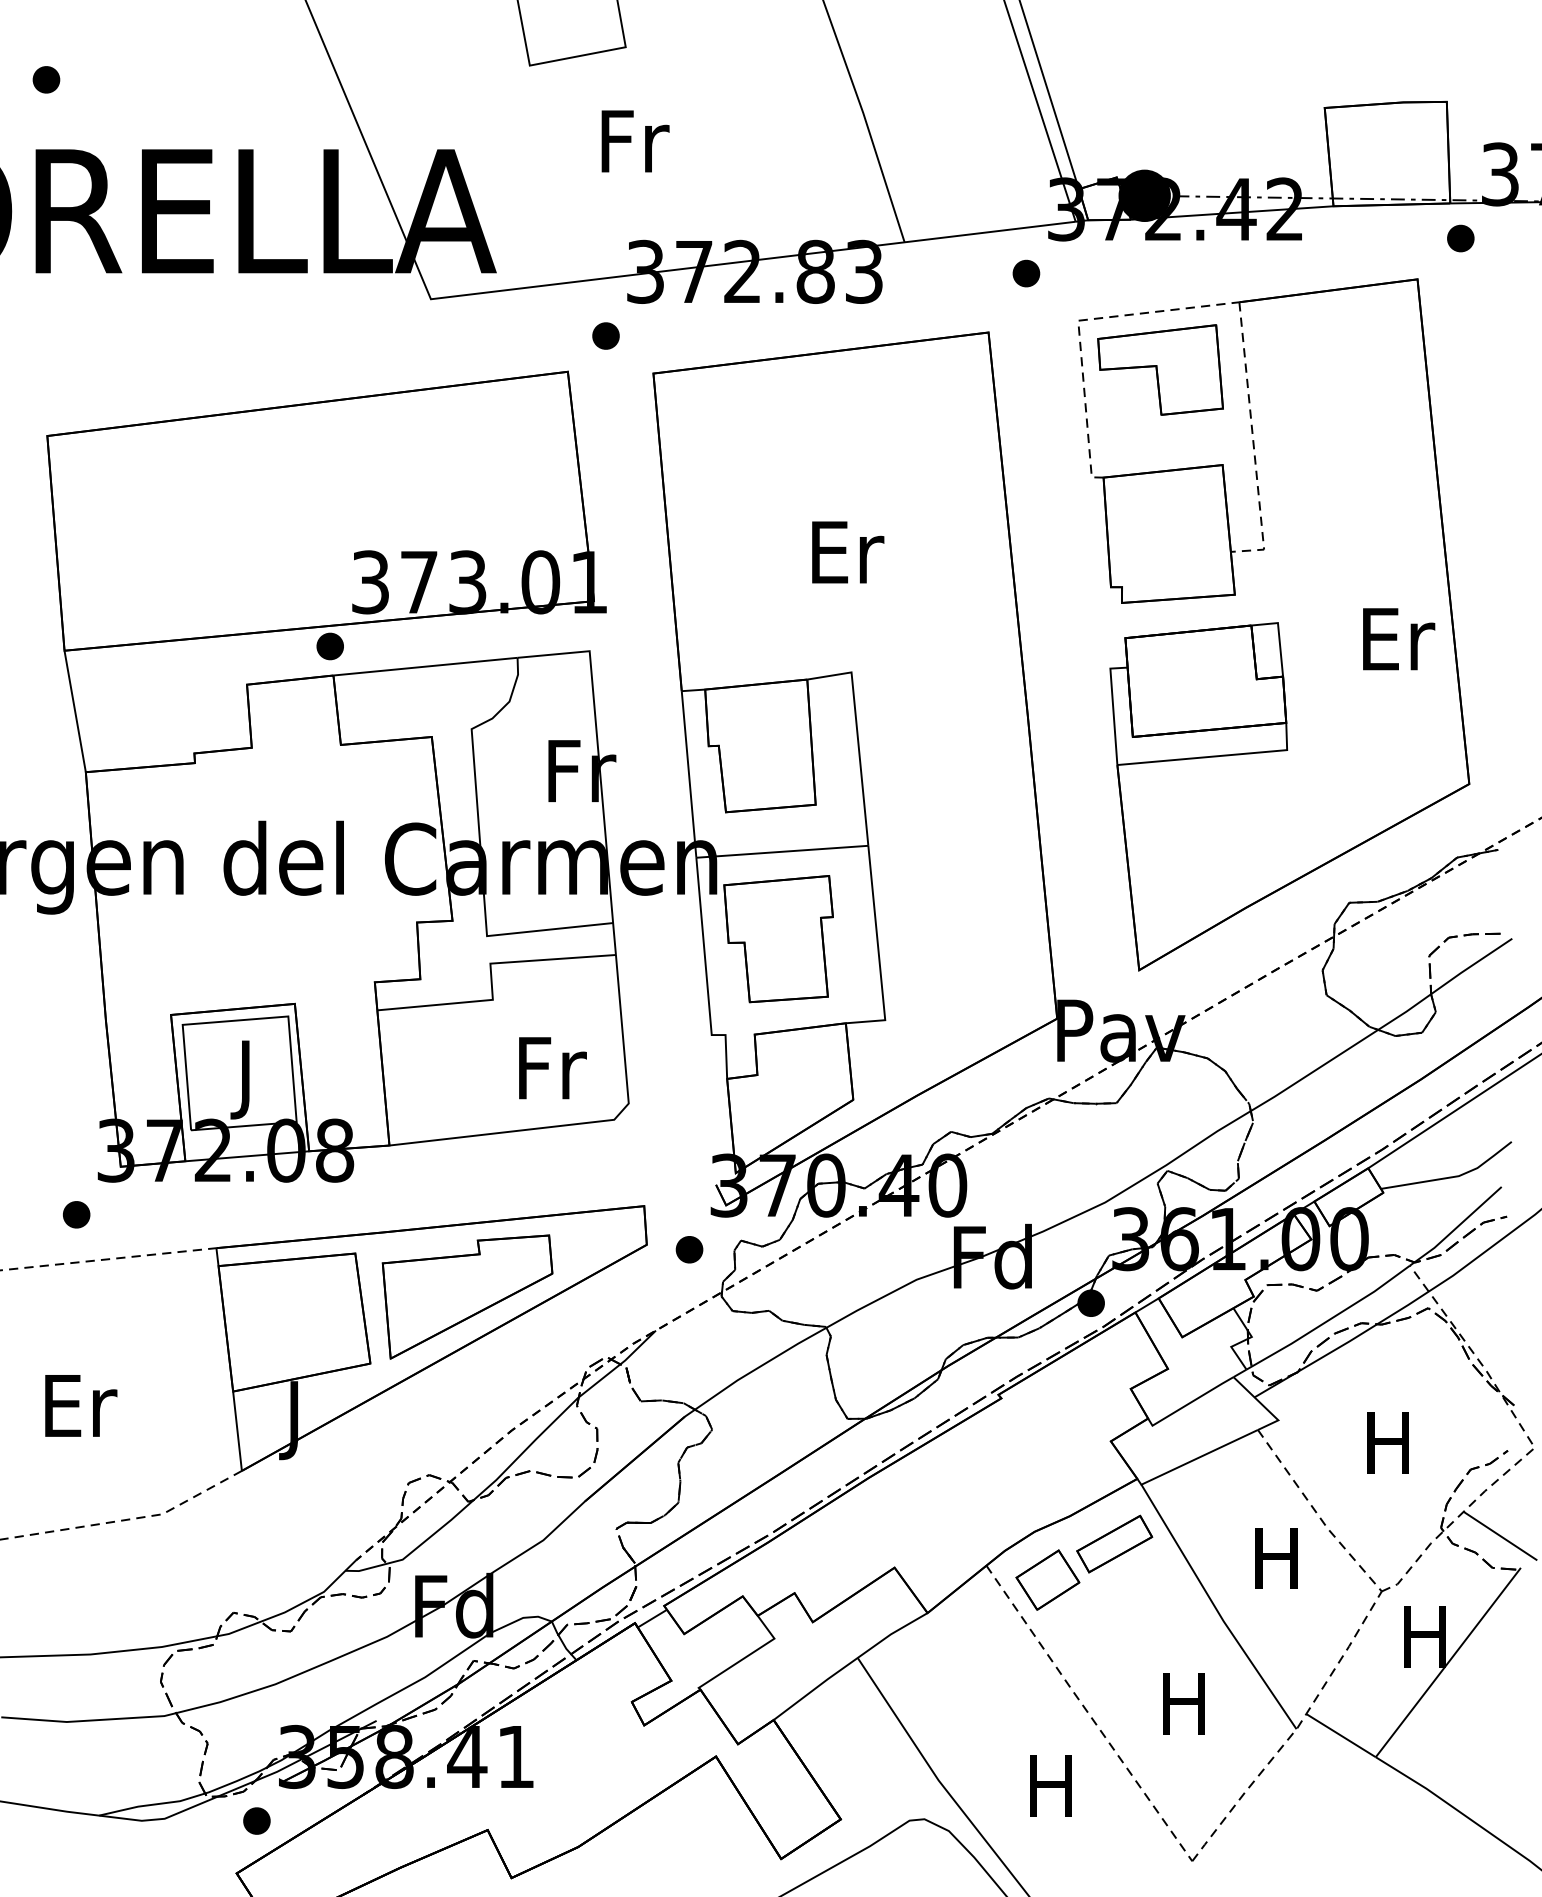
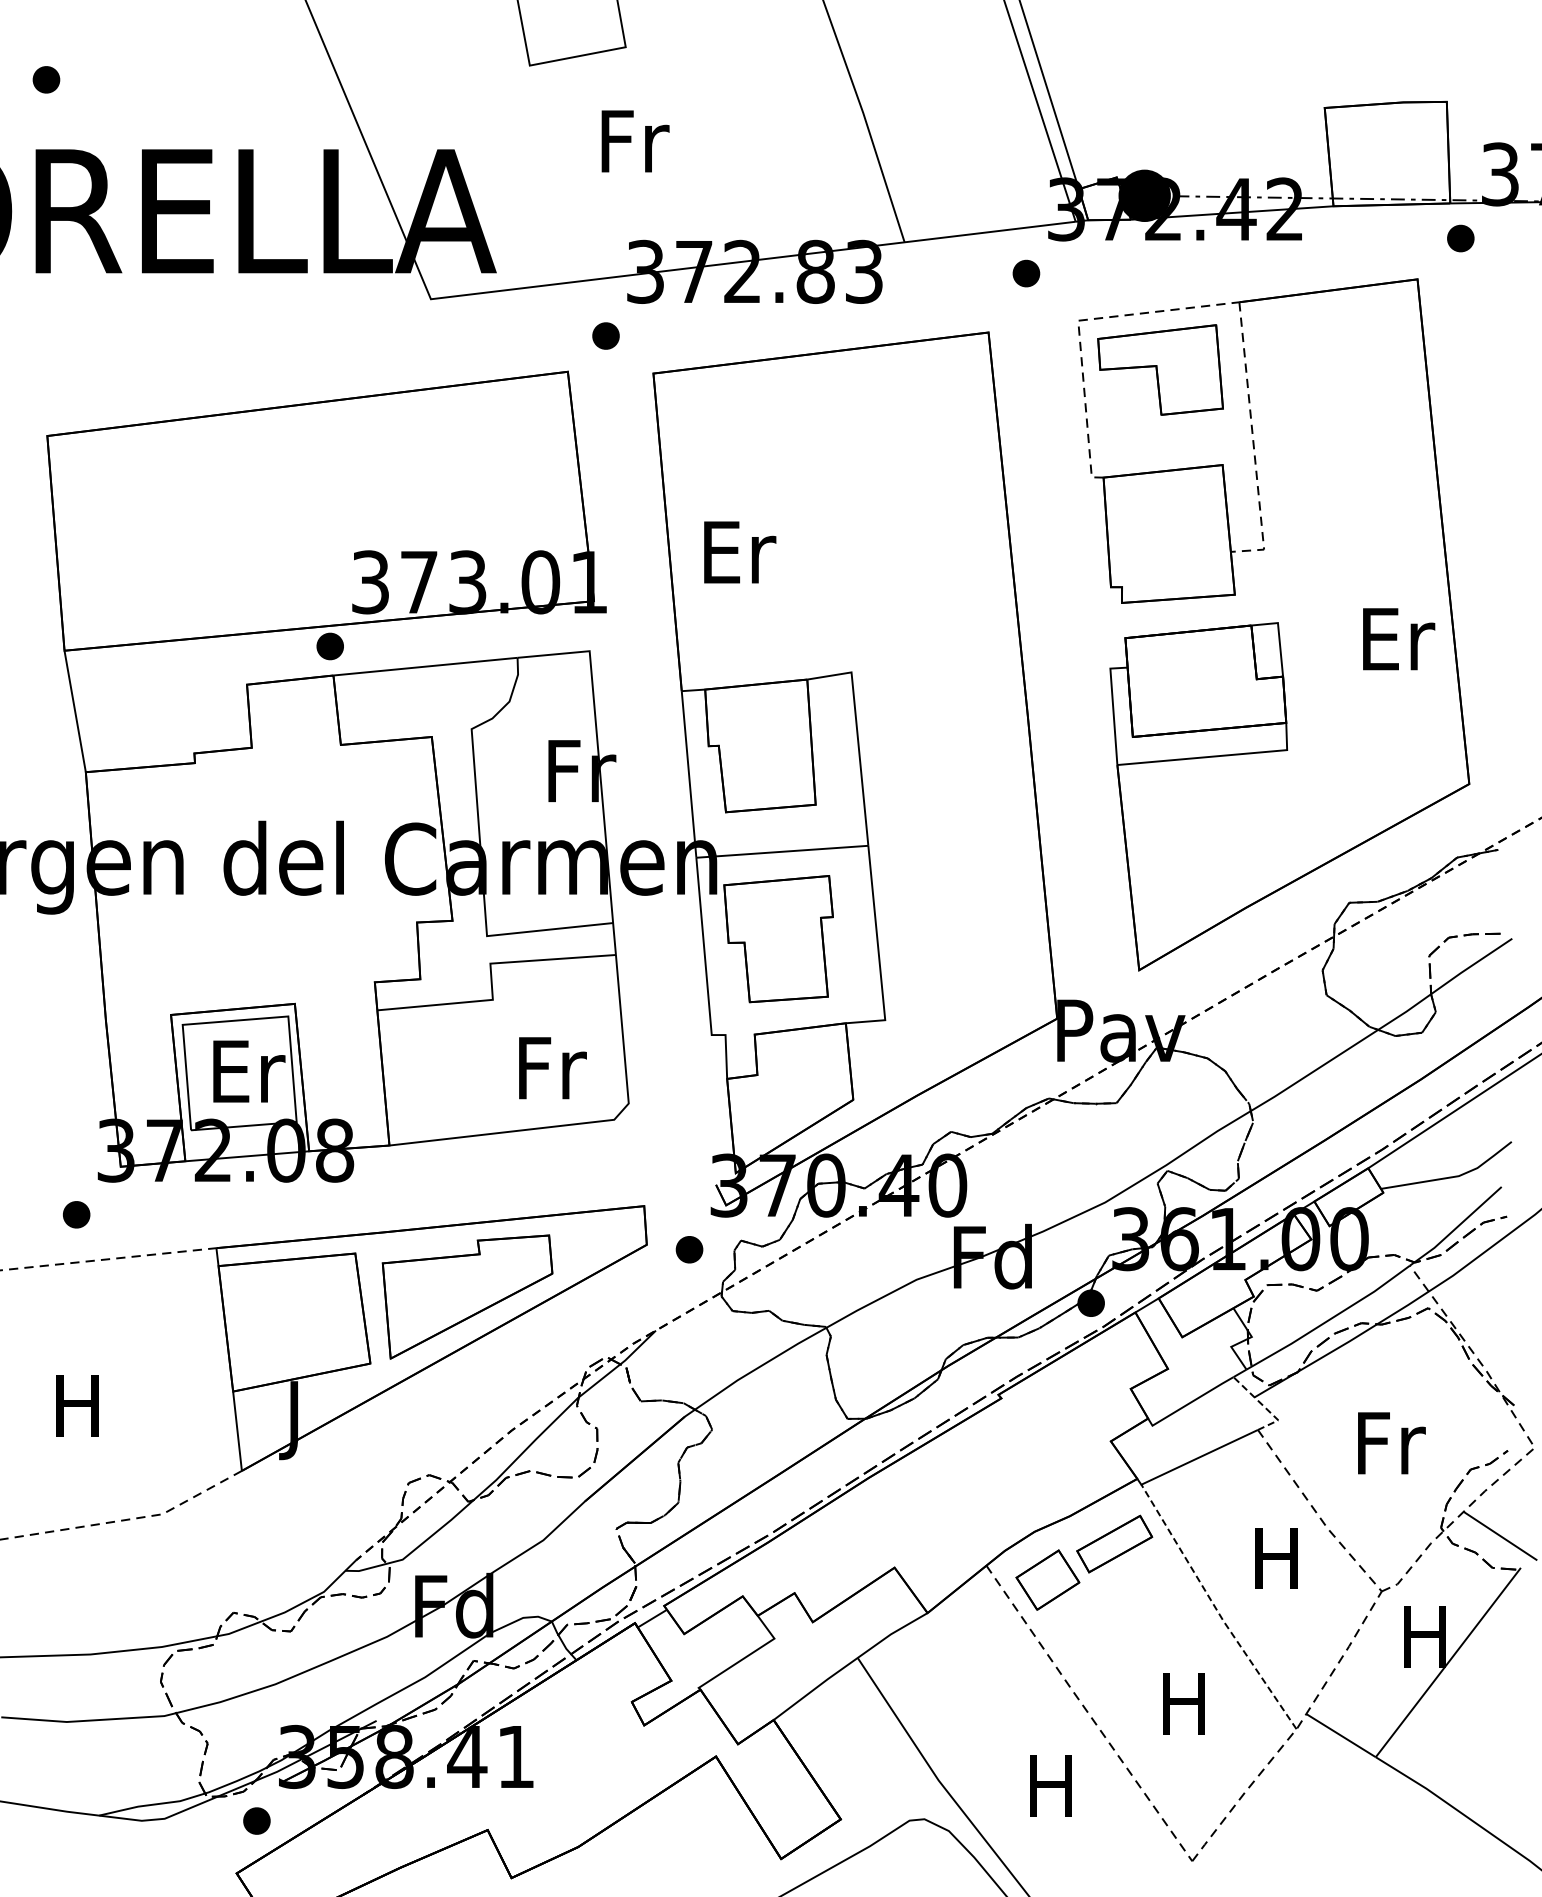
text position: (848, 552) -> (740, 552) (740, 552)
text: J -> Er (249, 1079)
text: Er -> H (81, 1405)
line: solid -> dashed (1264, 1406)
text: H -> Fr (1391, 1443)
line: solid -> dashed (1216, 1609)
